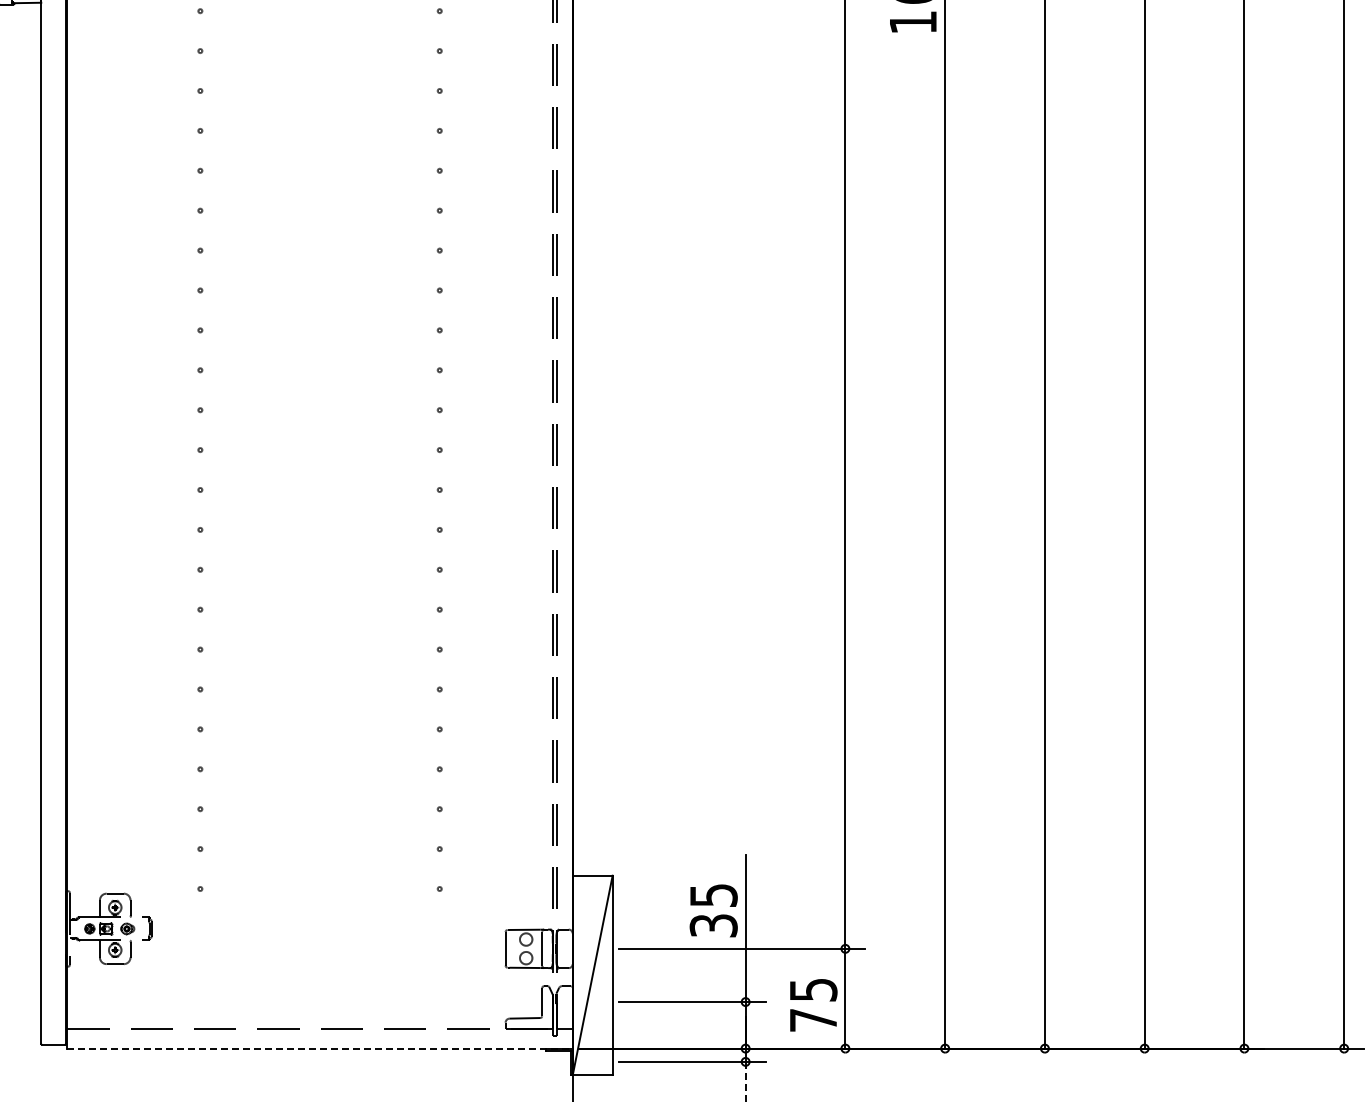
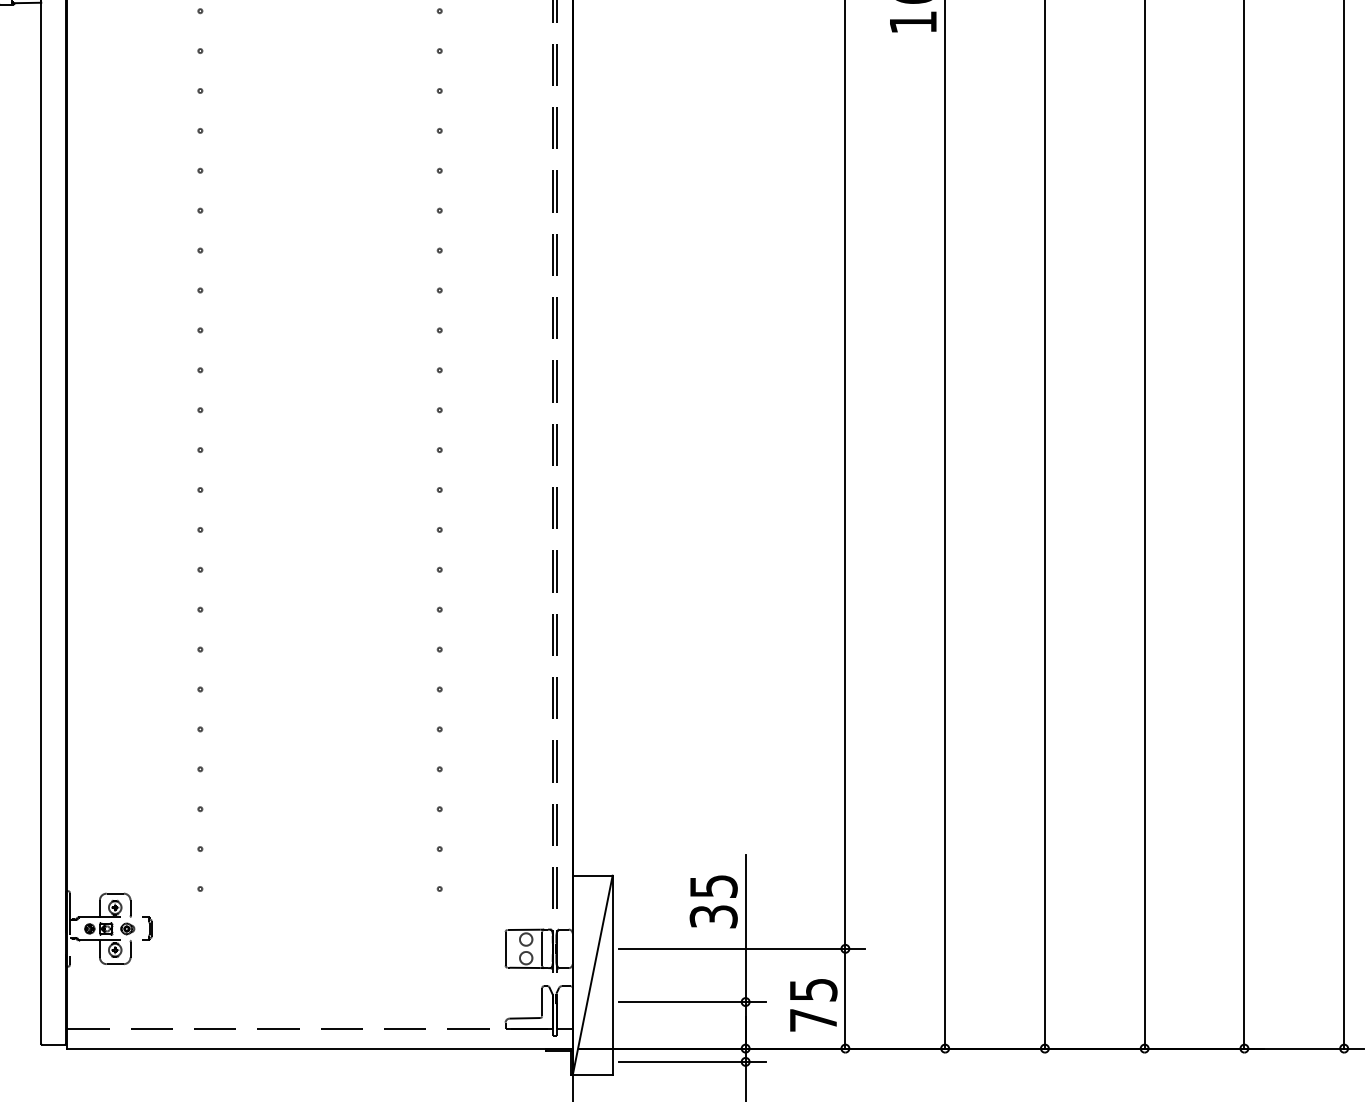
text position: (713, 910) -> (713, 901) (713, 901)
line: dashed -> solid (320, 1048)
line: dashed -> solid (745, 1081)
